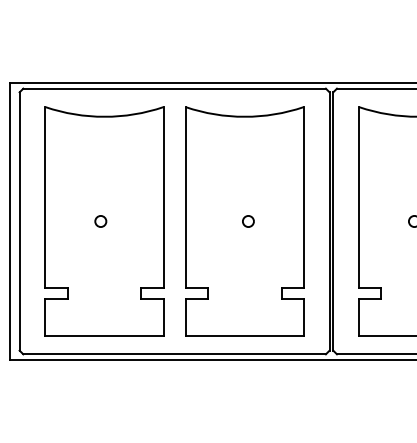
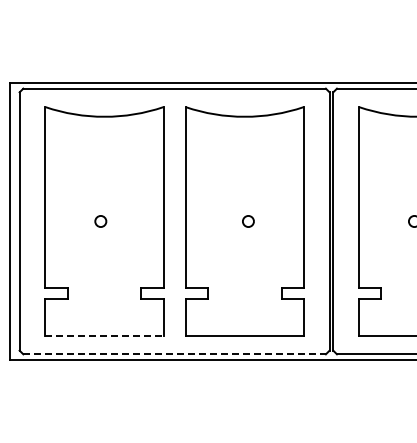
line: solid -> dashed (105, 335)
line: solid -> dashed (175, 354)
